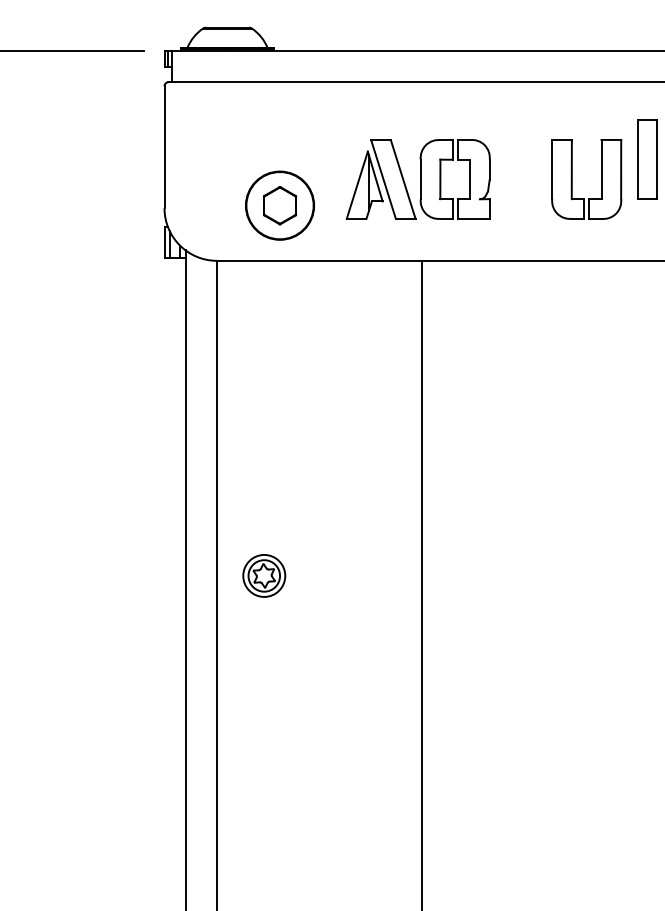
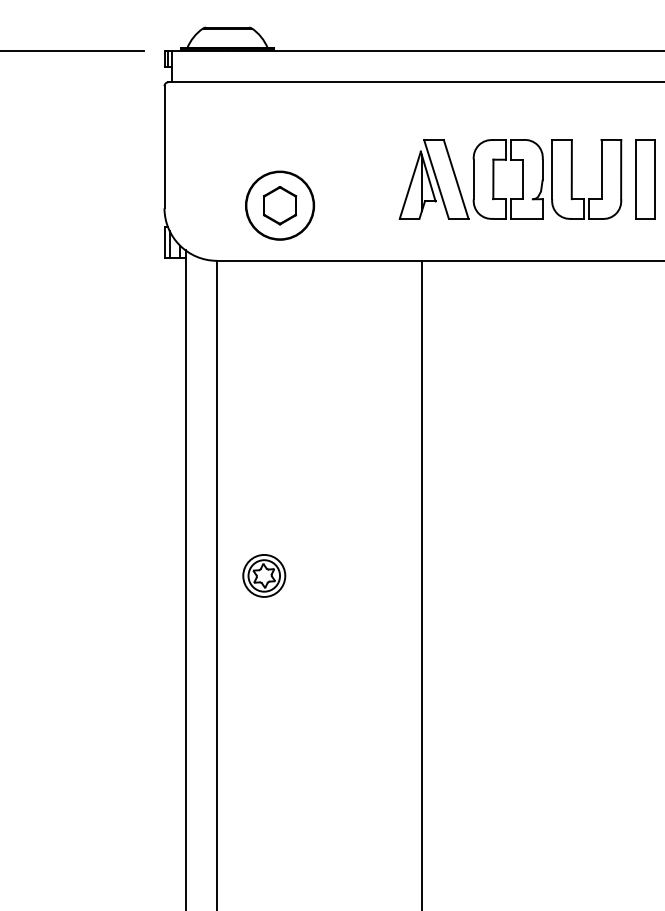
part position: (647, 159) -> (645, 179) (645, 179)
part position: (417, 179) -> (470, 179) (470, 179)
